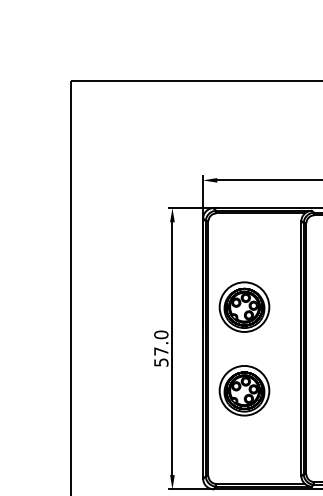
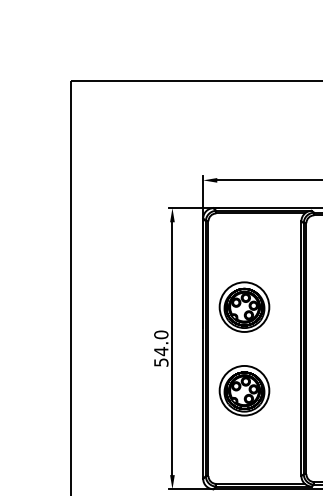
text: 57.0 -> 54.0 (161, 351)
